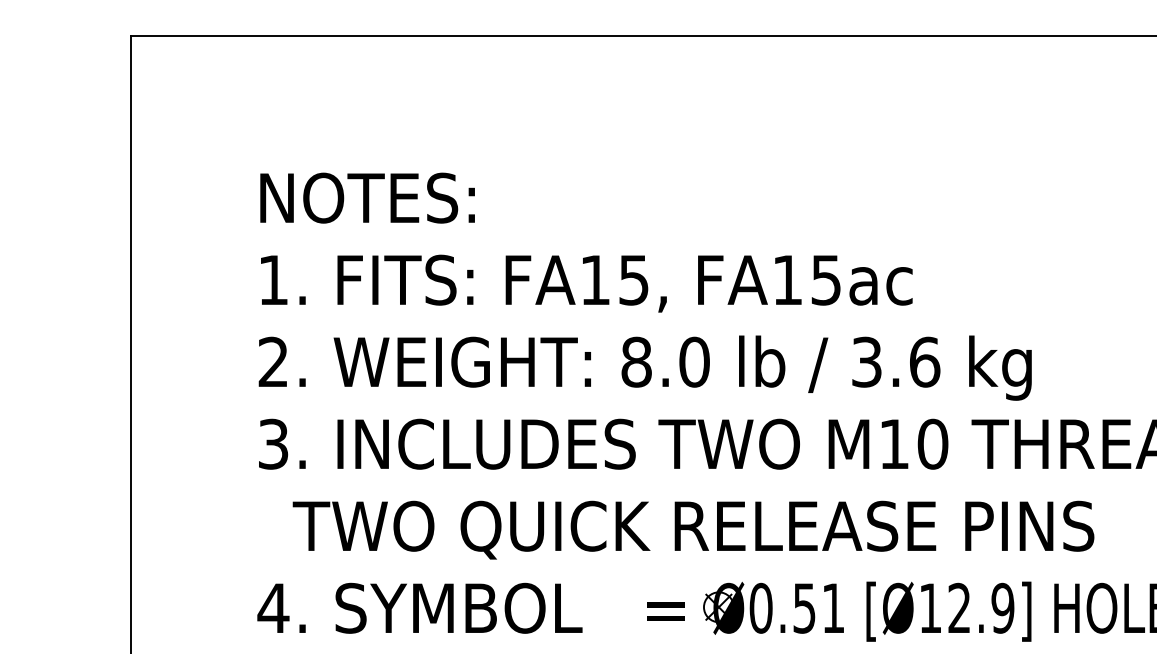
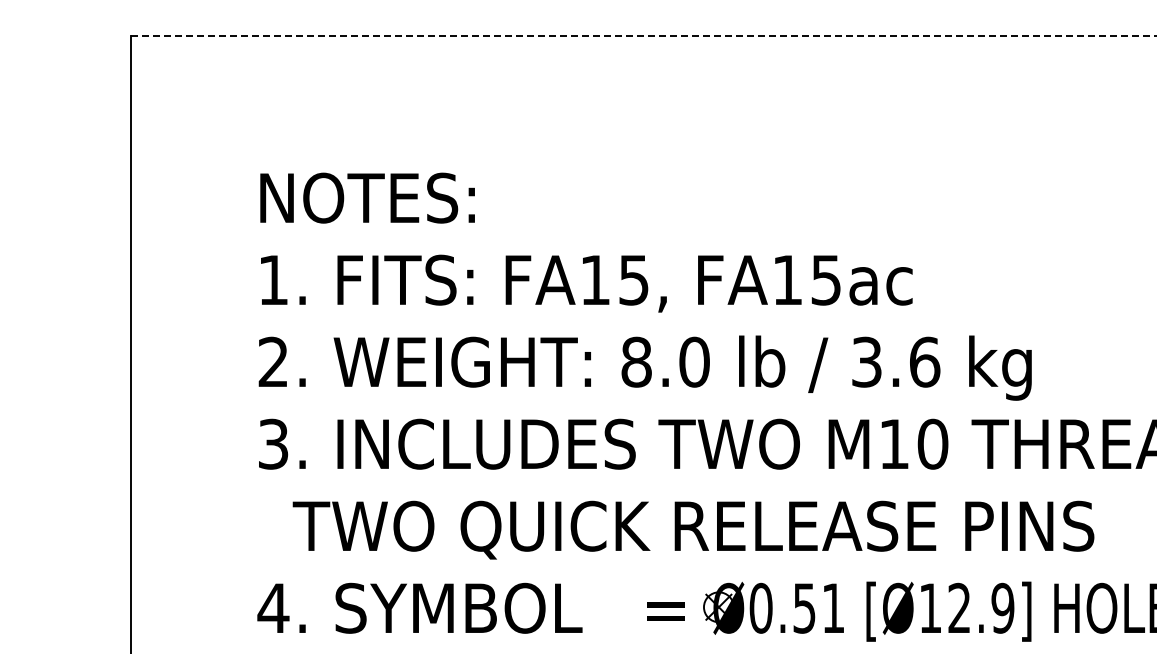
line: solid -> dashed (644, 35)
